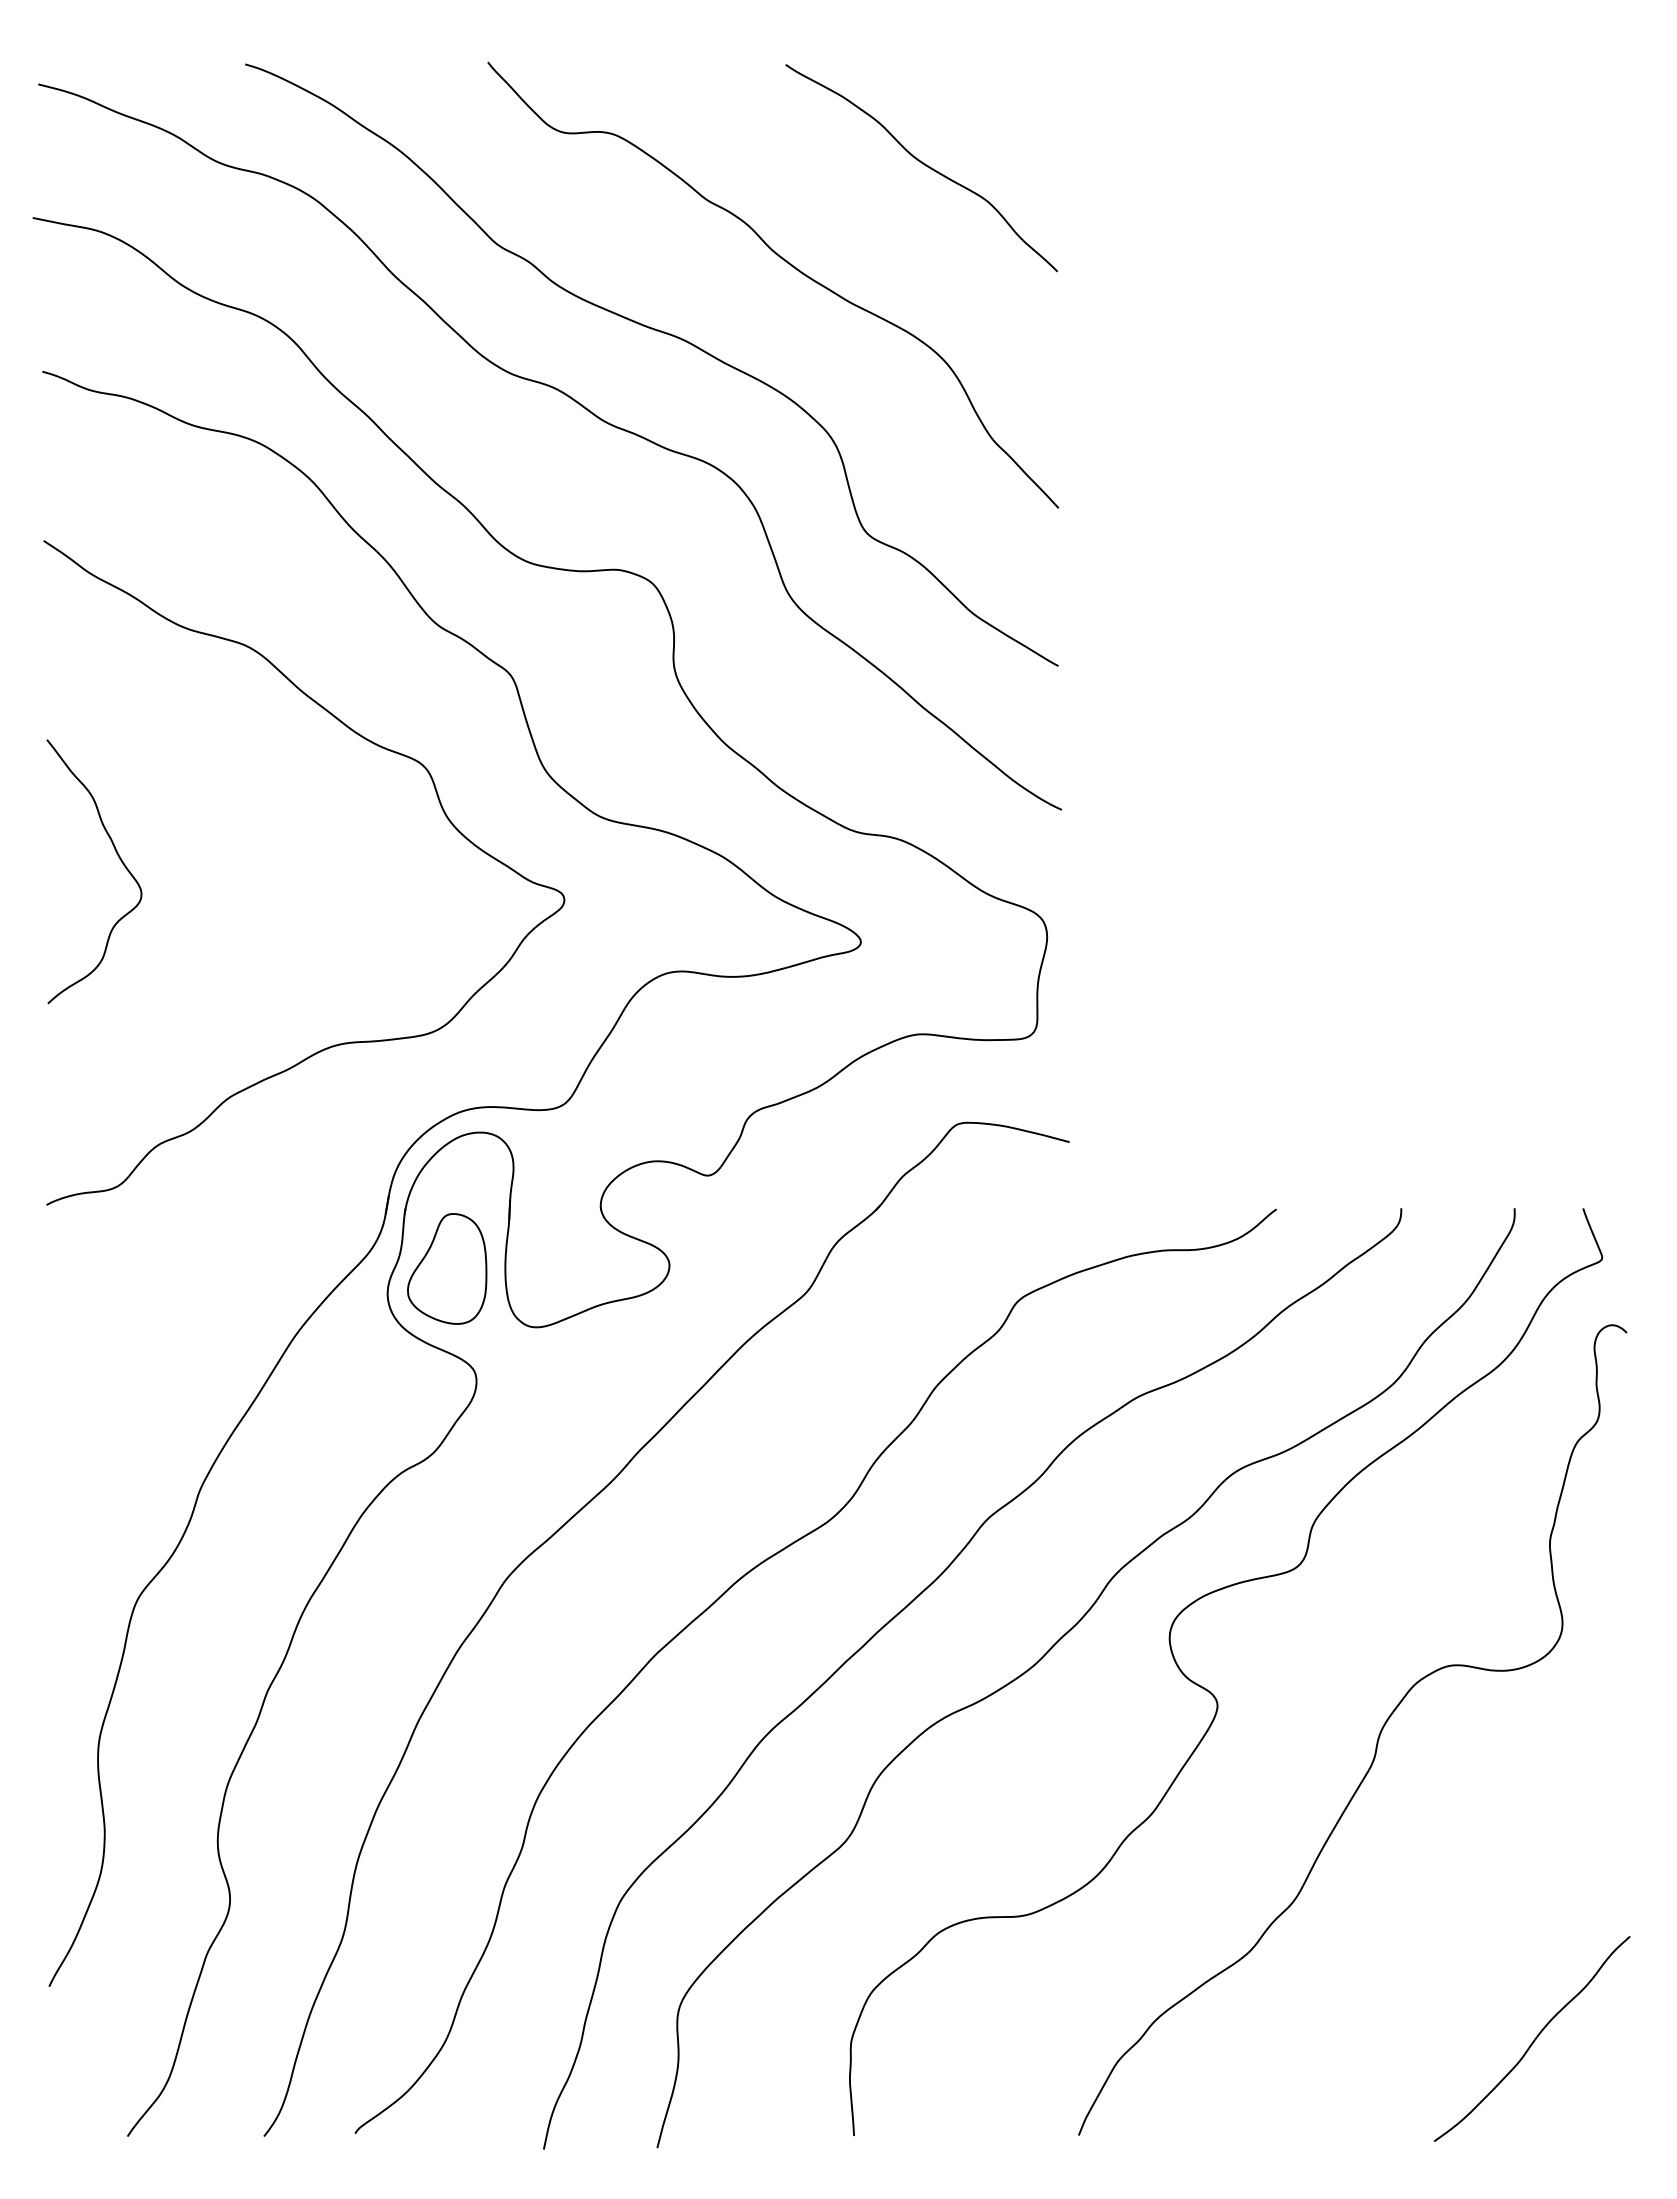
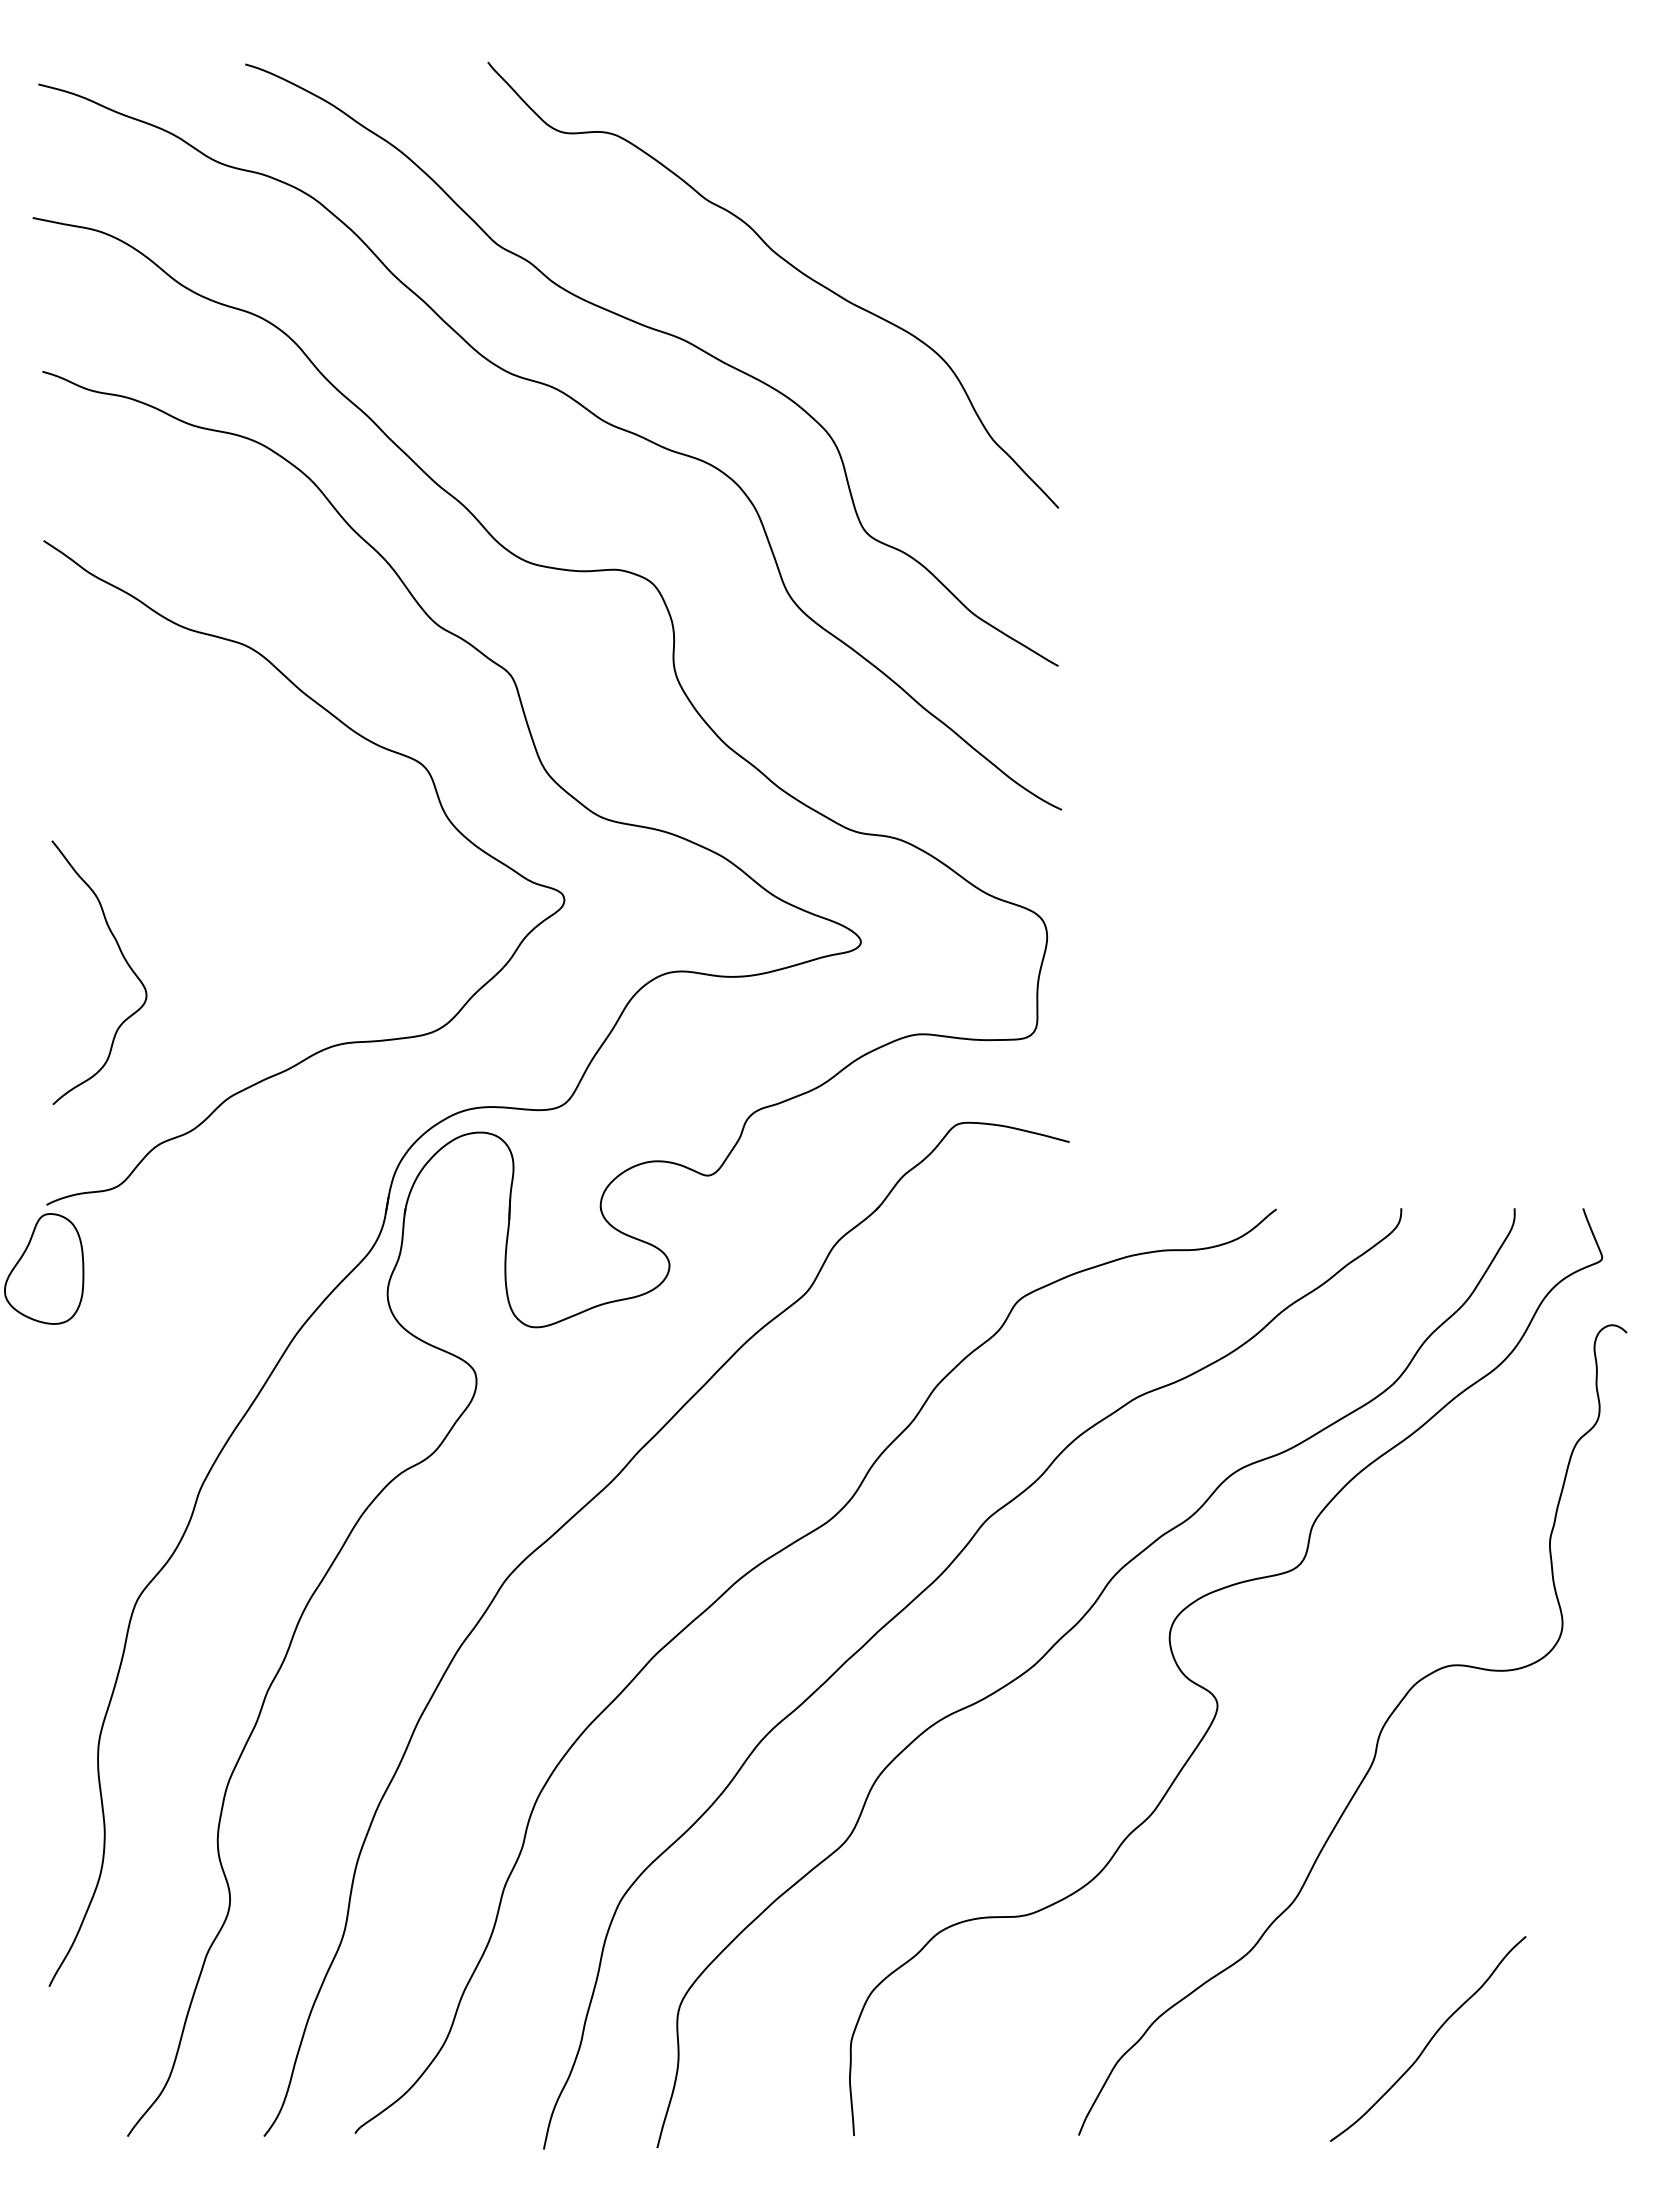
curve: present -> none (922, 164)
curve position: (119, 859) -> (124, 960) (124, 960)
part position: (447, 1268) -> (44, 1268) (44, 1268)
curve position: (1533, 2040) -> (1429, 2040) (1429, 2040)
